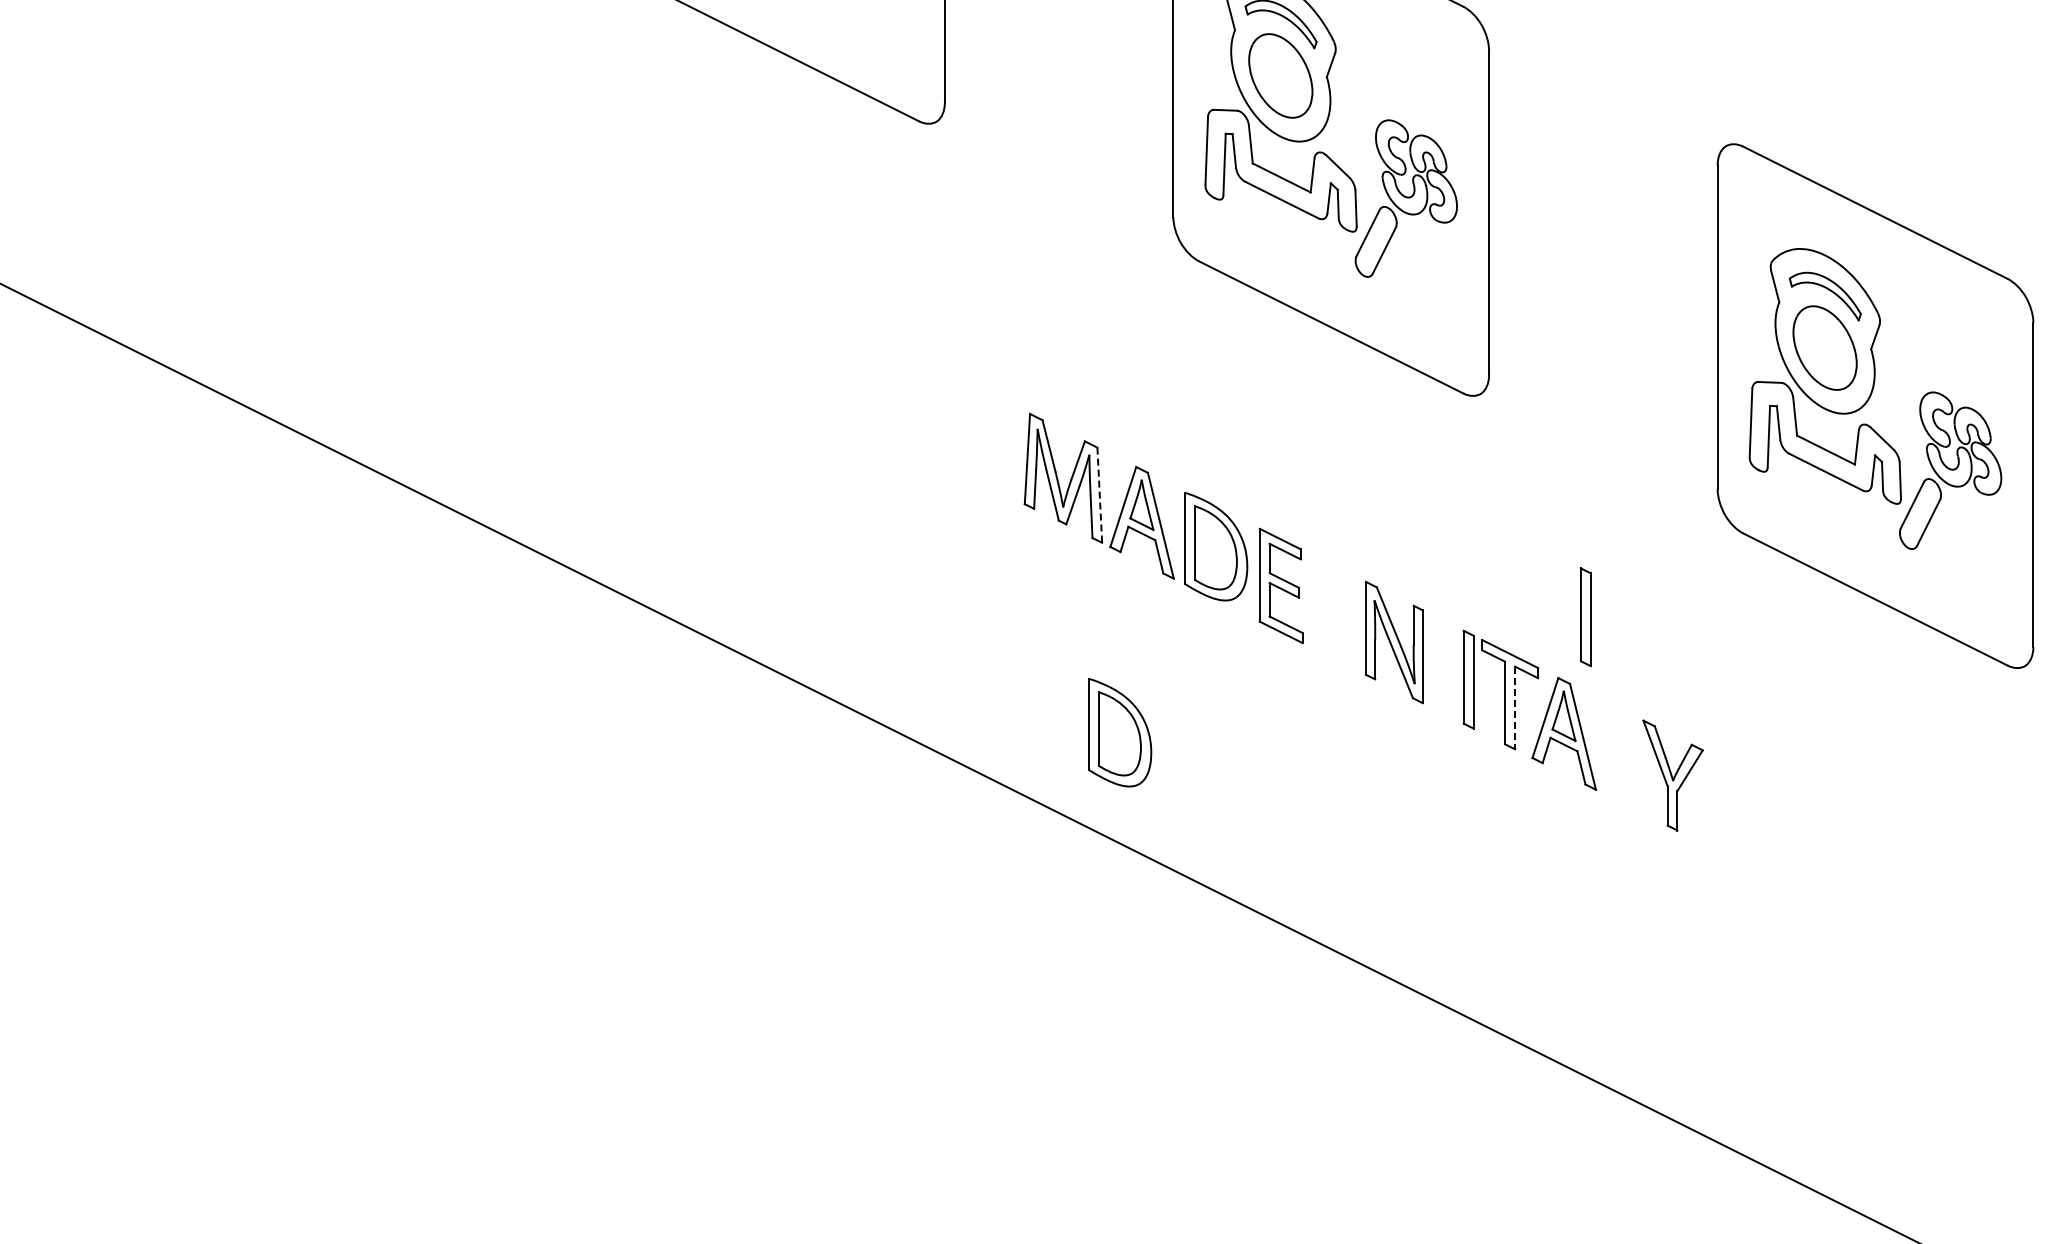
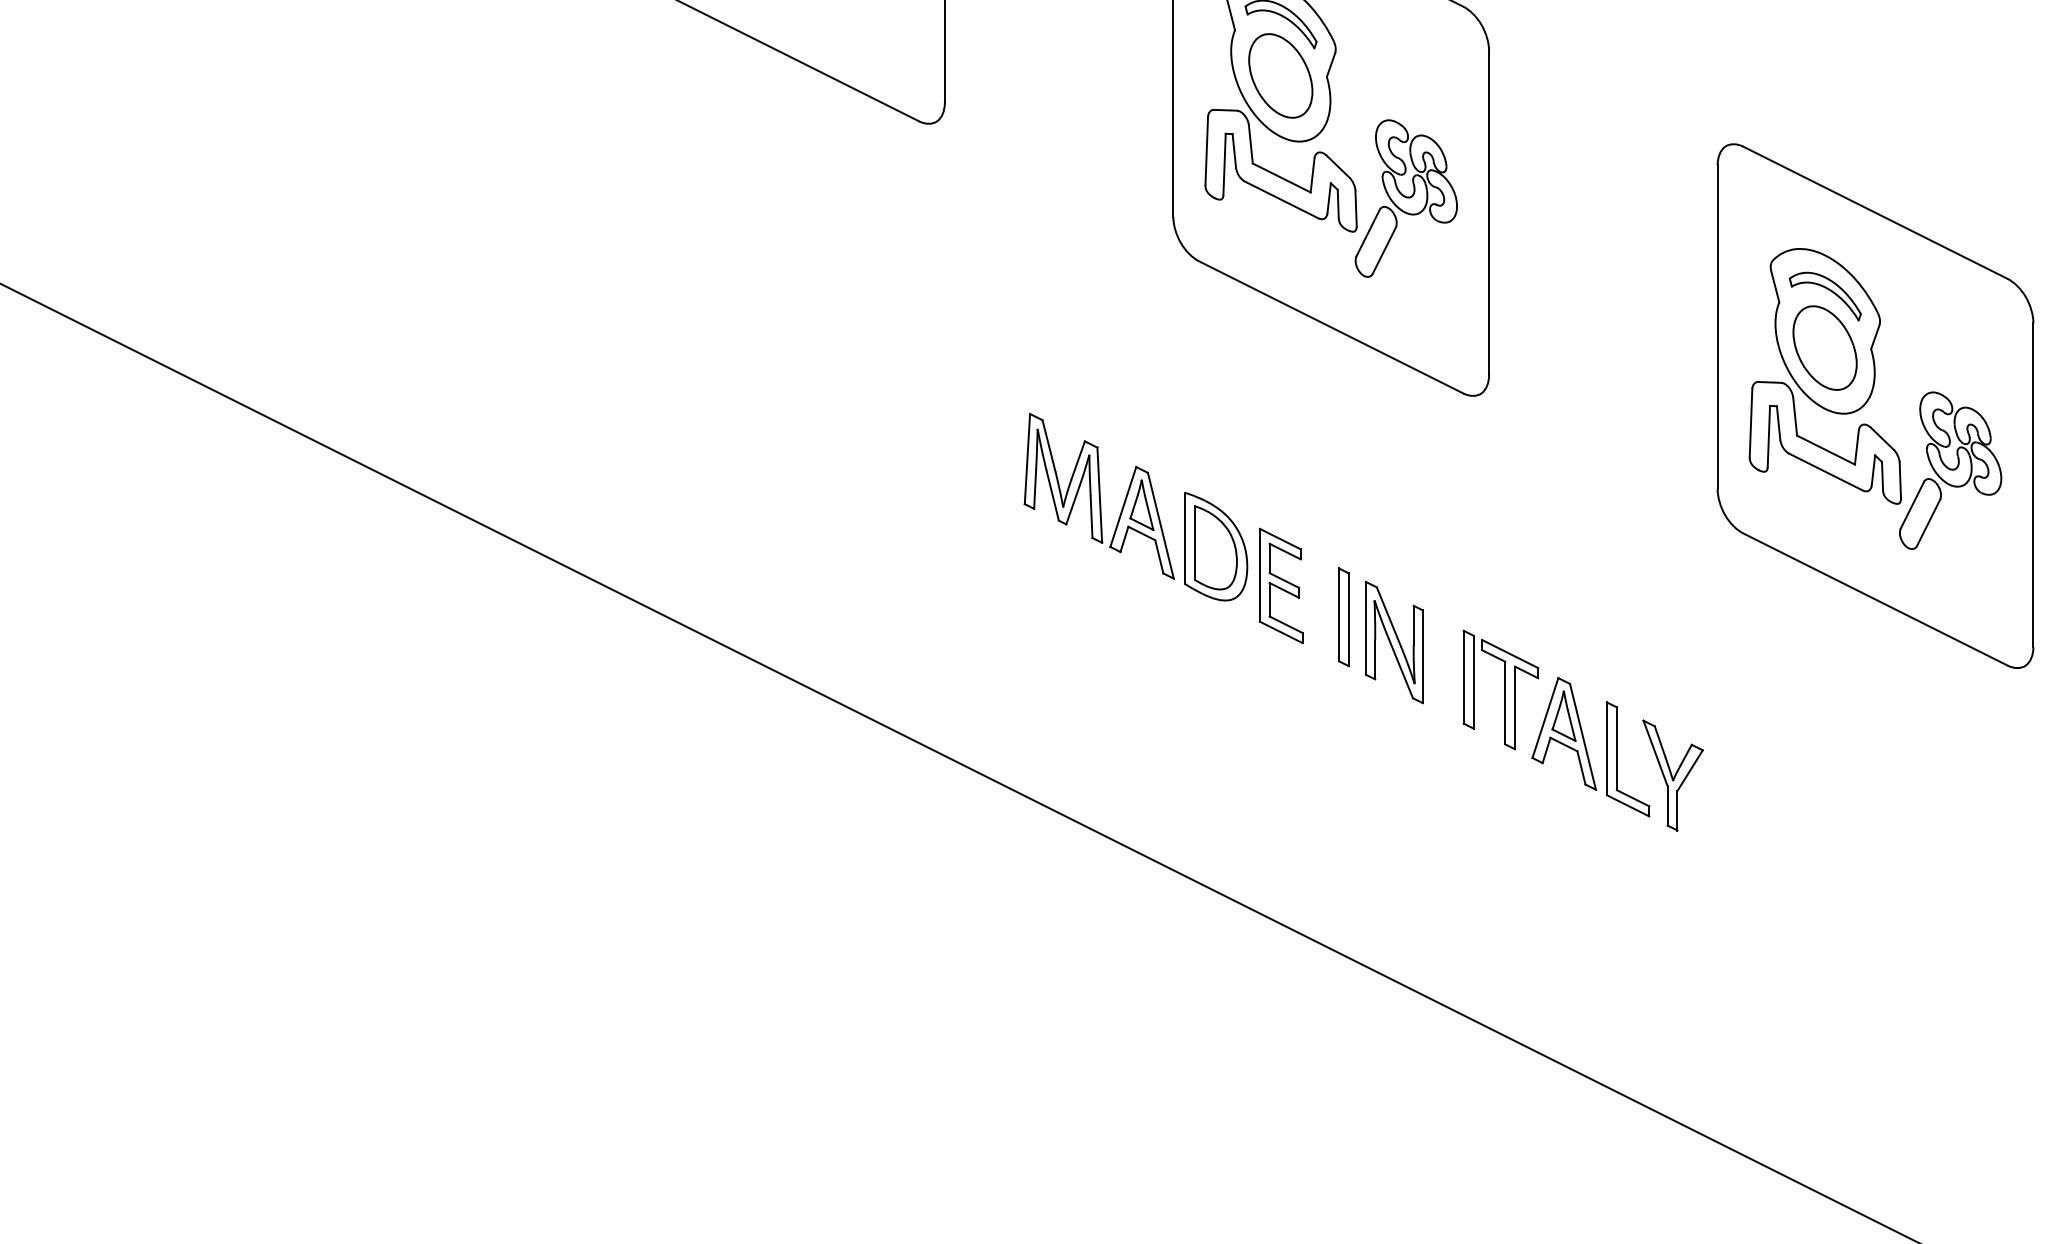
line: dashed -> solid (1099, 495)
part position: (1585, 617) -> (1343, 617) (1343, 617)
line: dashed -> solid (1515, 708)
part: present -> none (1120, 732)
part: none -> present (1617, 759)
